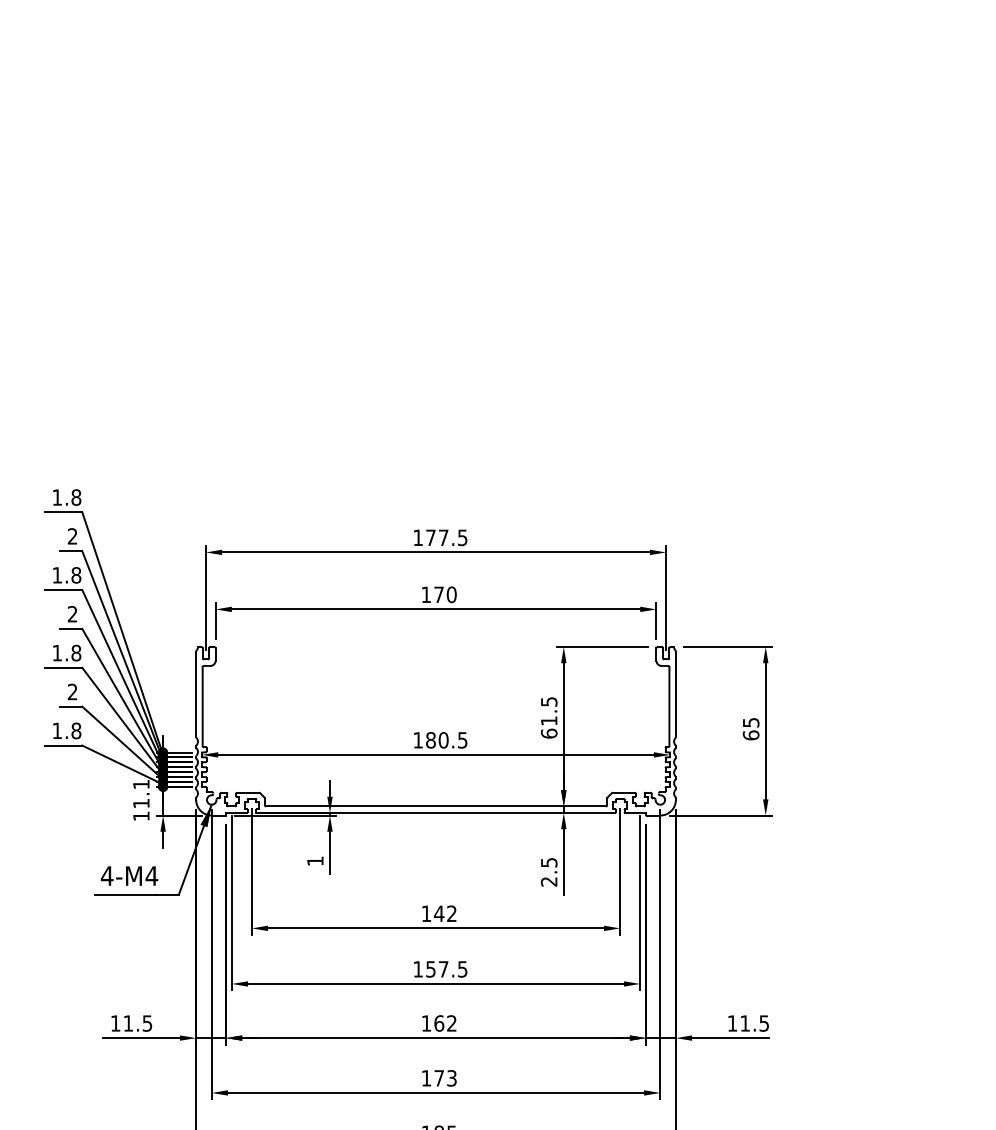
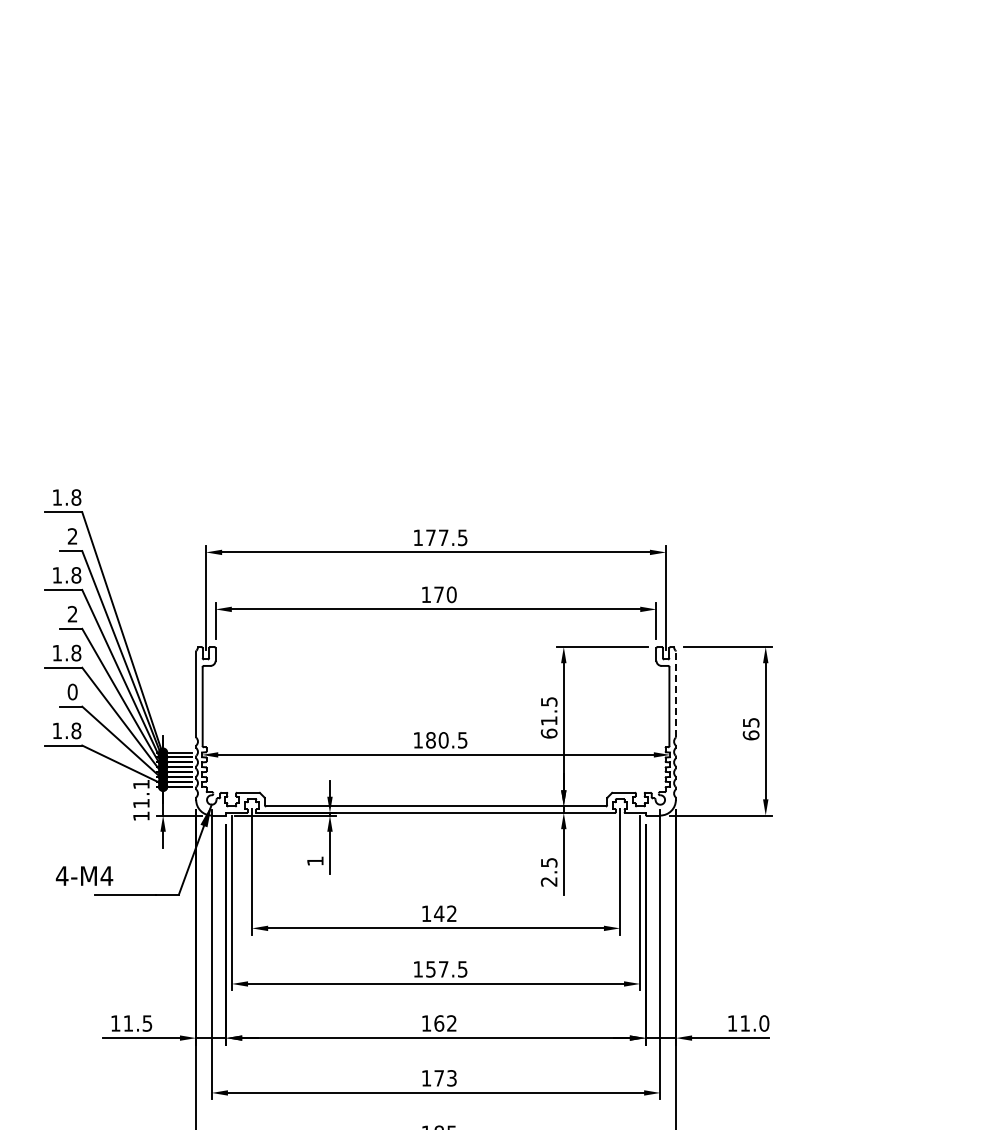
text: 2 -> 0 (72, 691)
line: solid -> dashed (675, 694)
text position: (129, 875) -> (84, 875) (84, 875)
text: 11.5 -> 11.0 (764, 1023)
